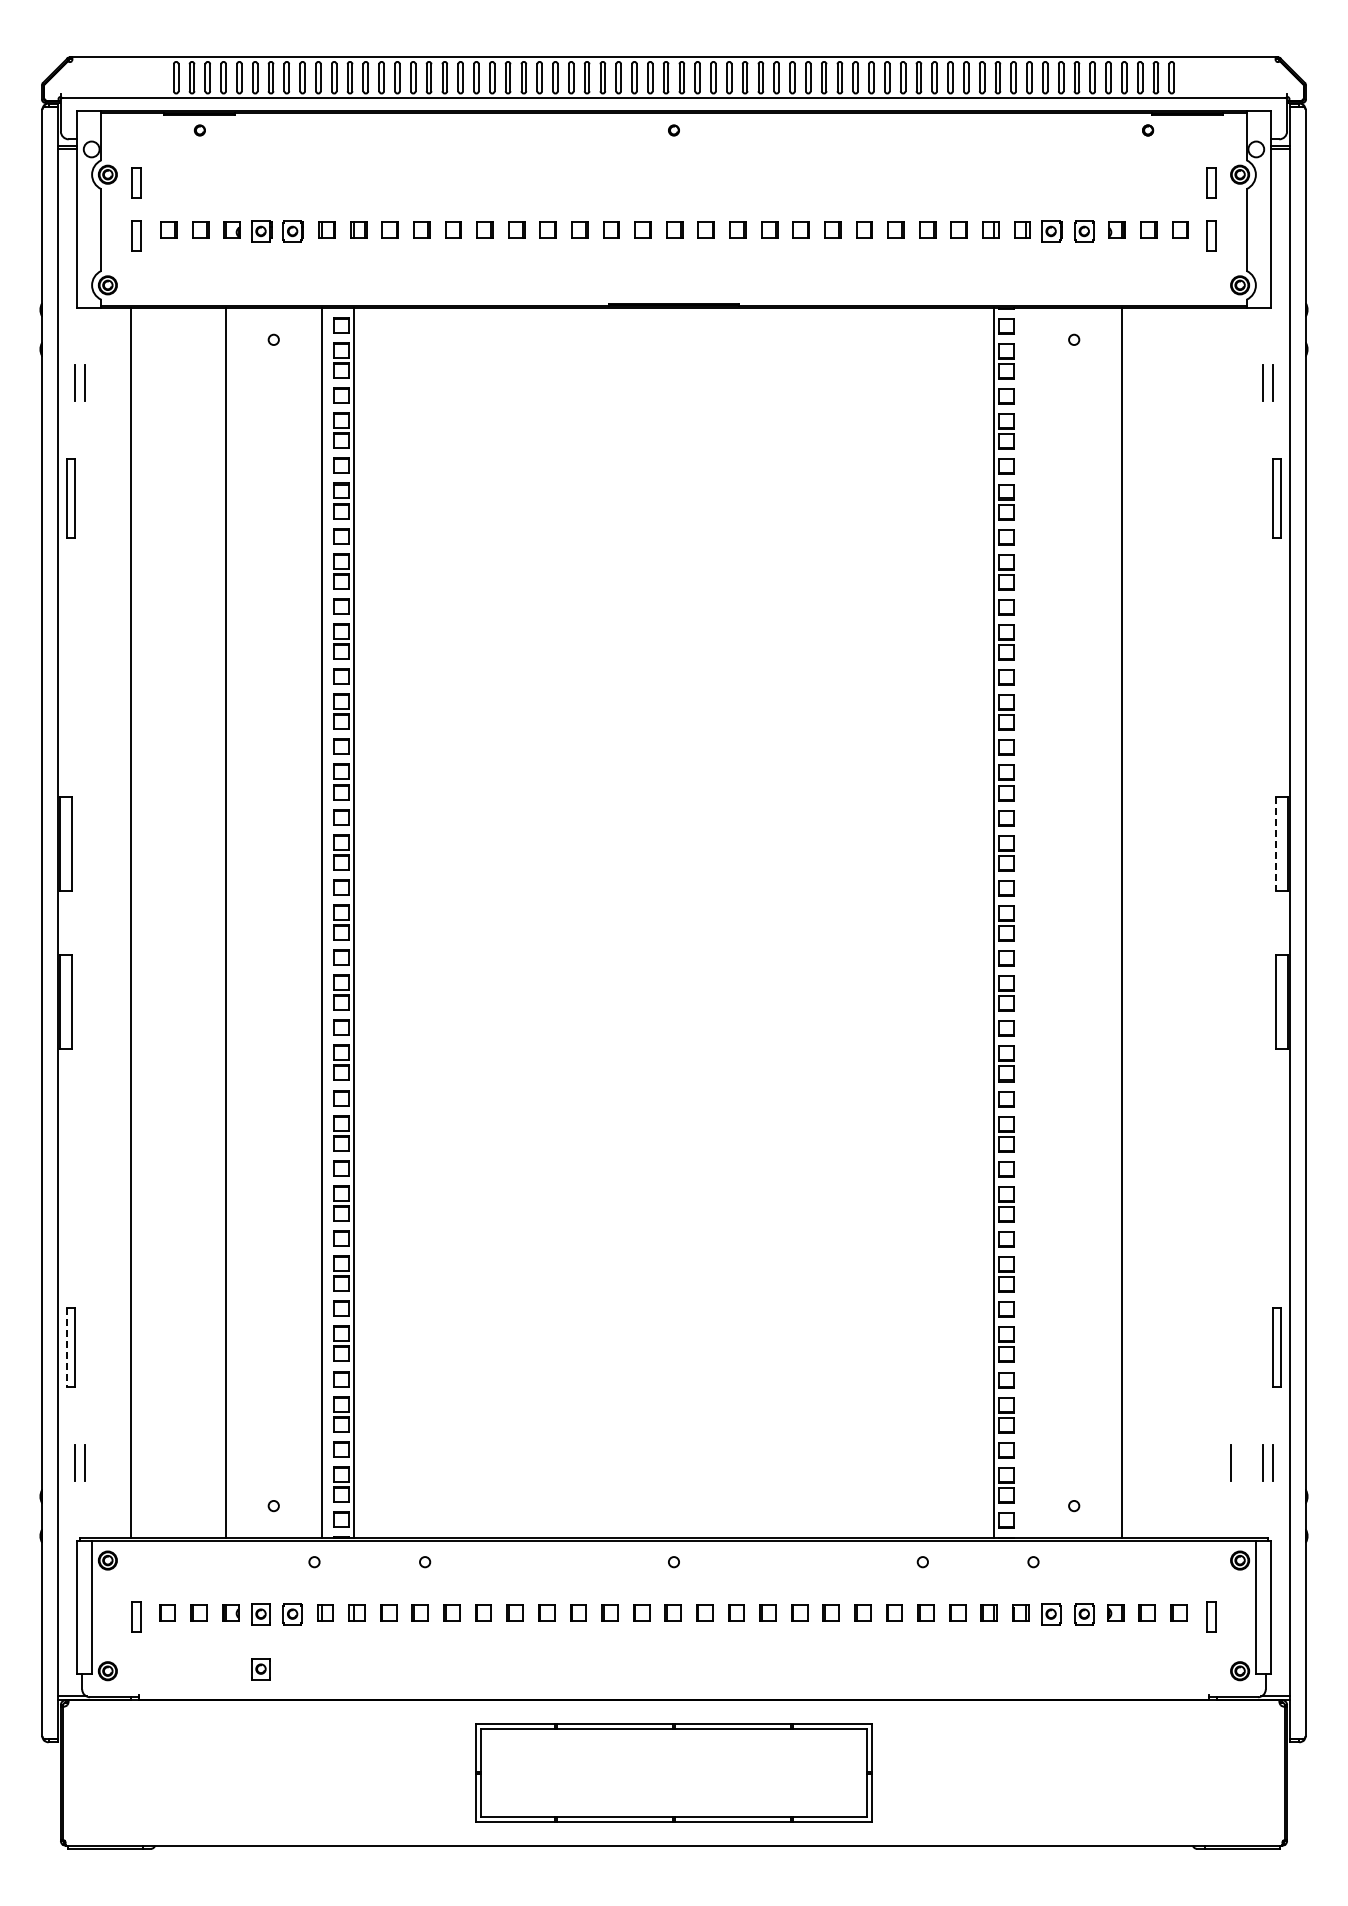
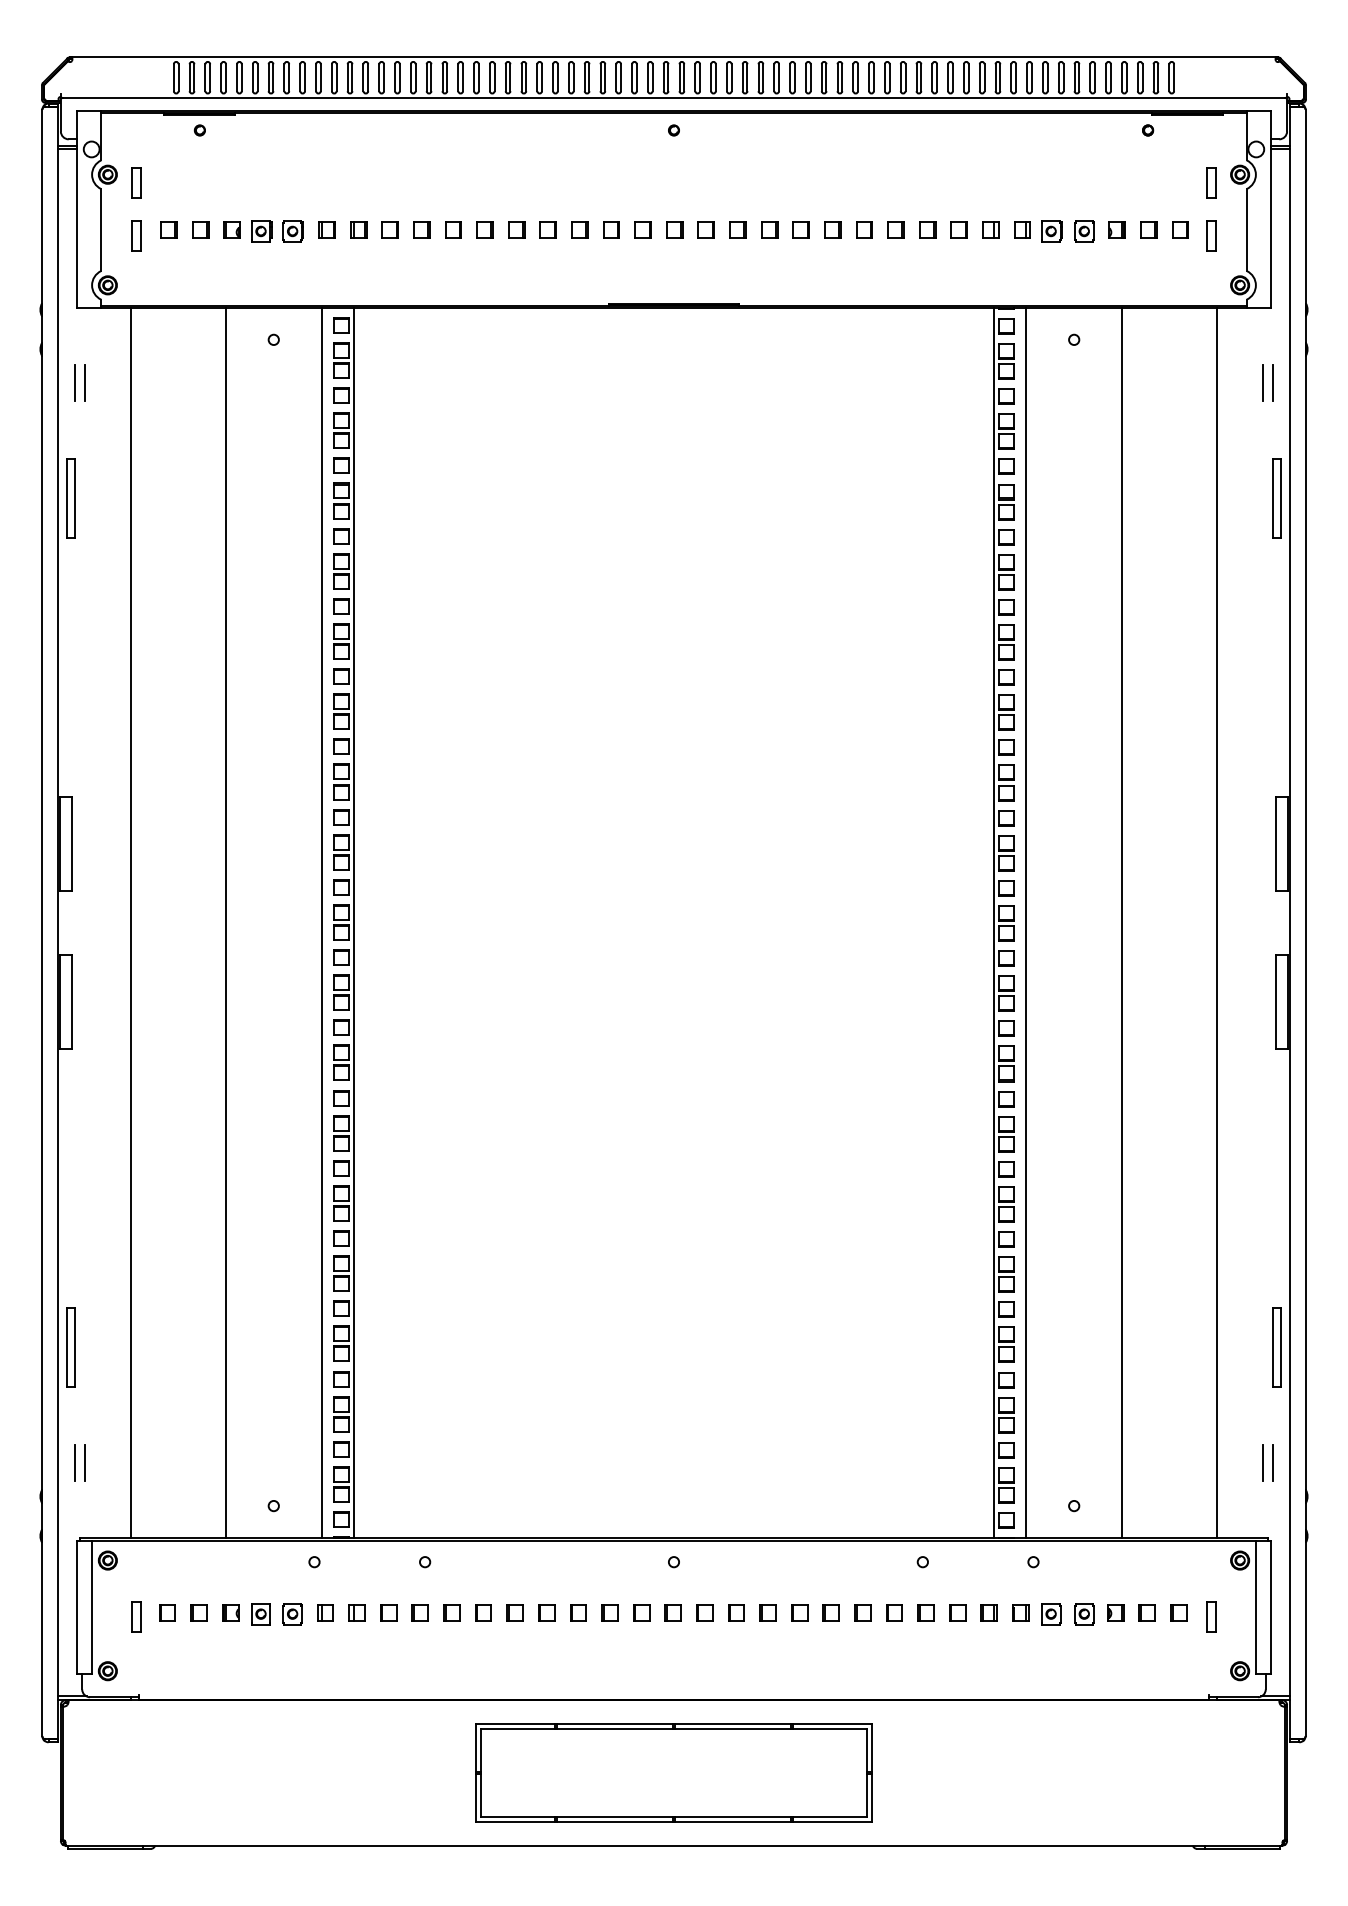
line: dashed -> solid (1275, 844)
line: none -> present (1025, 923)
line: none -> present (1217, 923)
line: dashed -> solid (66, 1347)
line: present -> none (1230, 1462)
part: present -> none (260, 1669)
